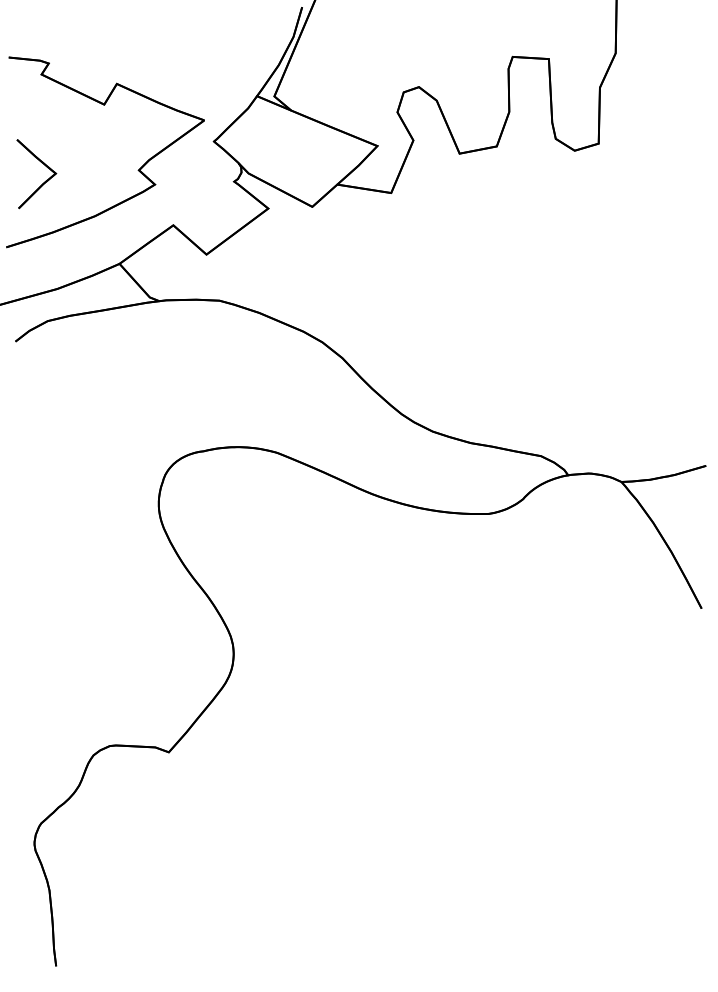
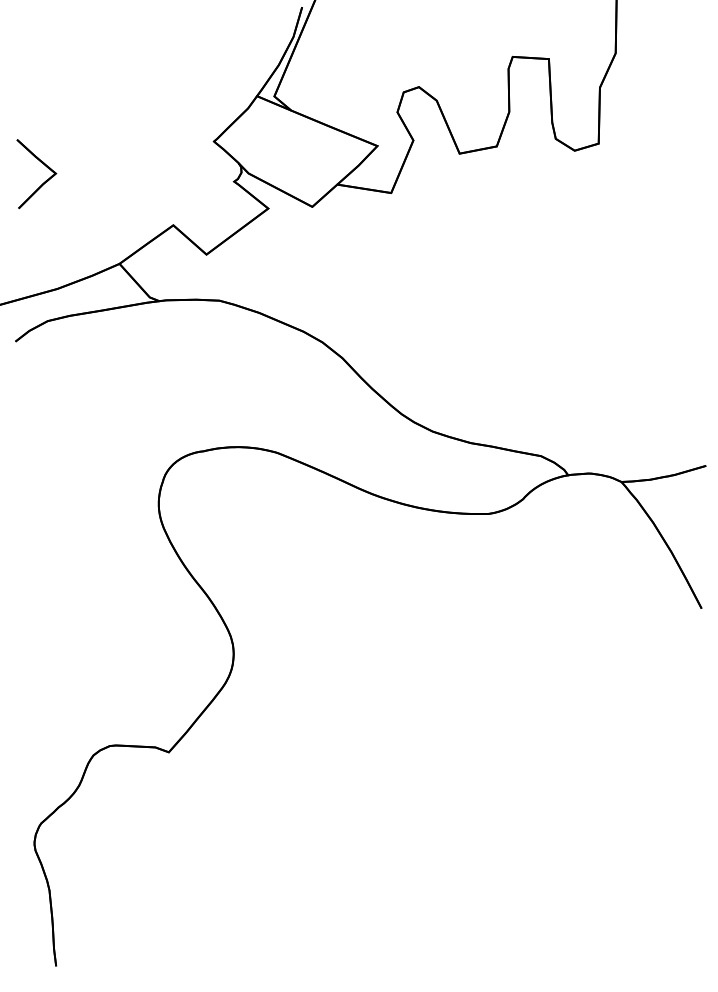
part: present -> none (137, 170)
